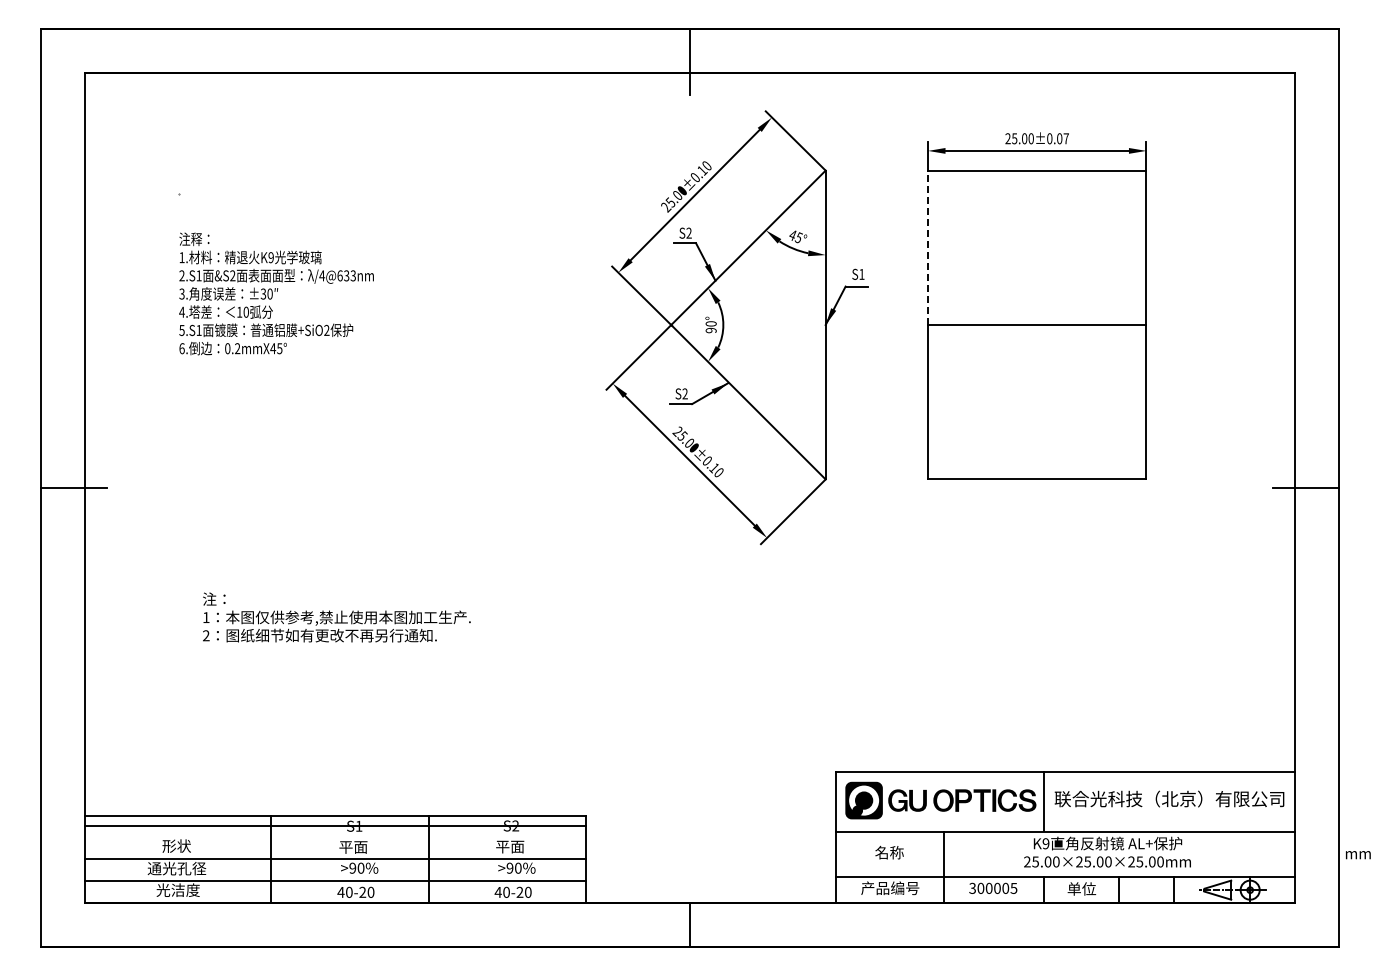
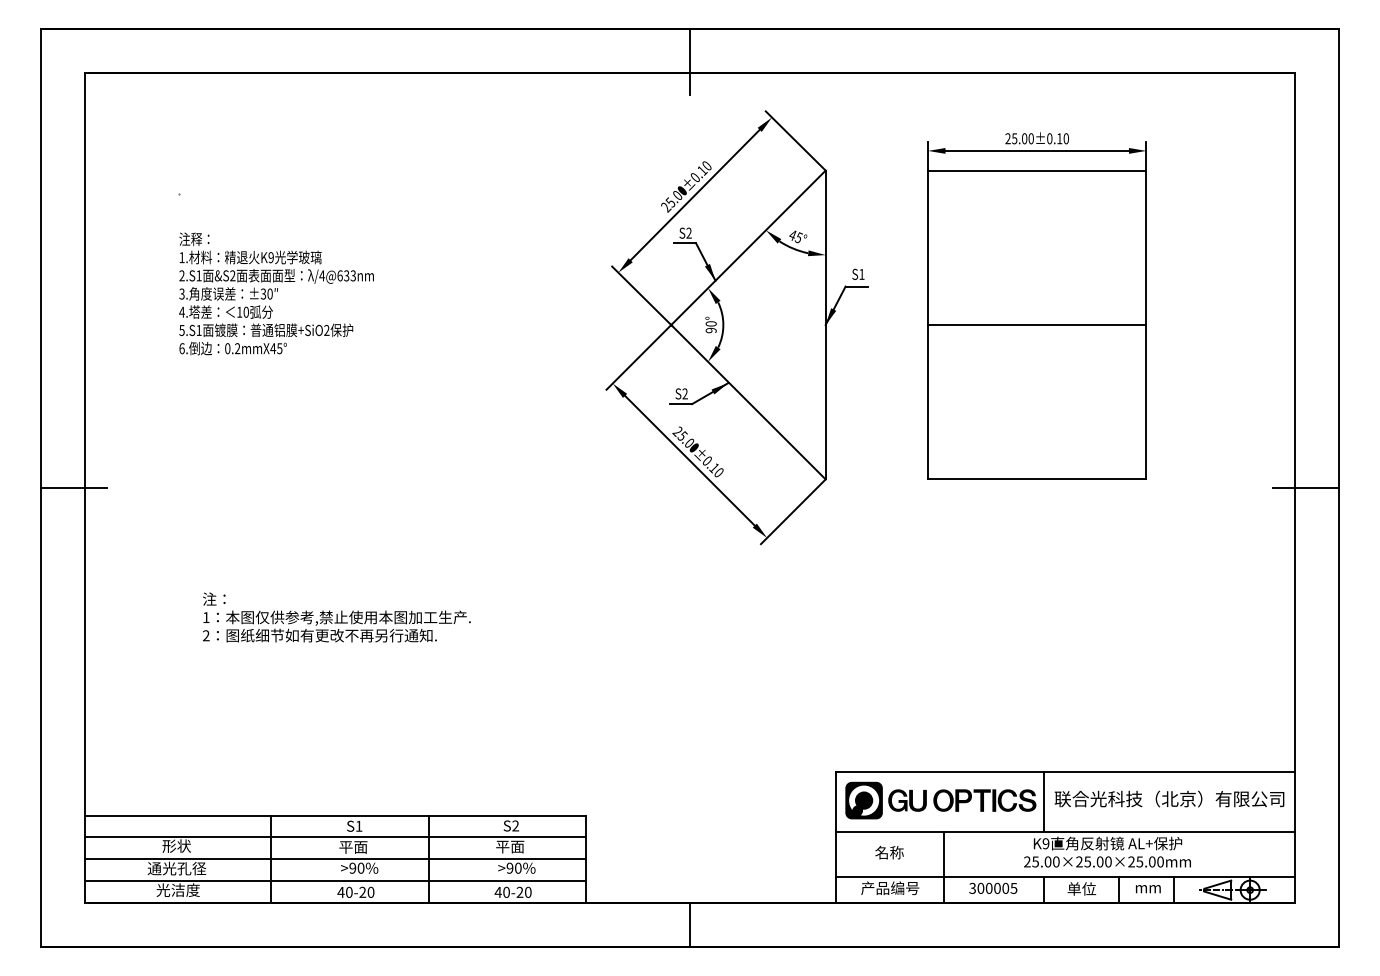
text: 25.00±0.07 -> 25.00±0.10 (1062, 138)
line: dashed -> solid (928, 247)
line position: (335, 826) -> (335, 837) (335, 837)
text position: (1358, 855) -> (1148, 889) (1148, 889)
